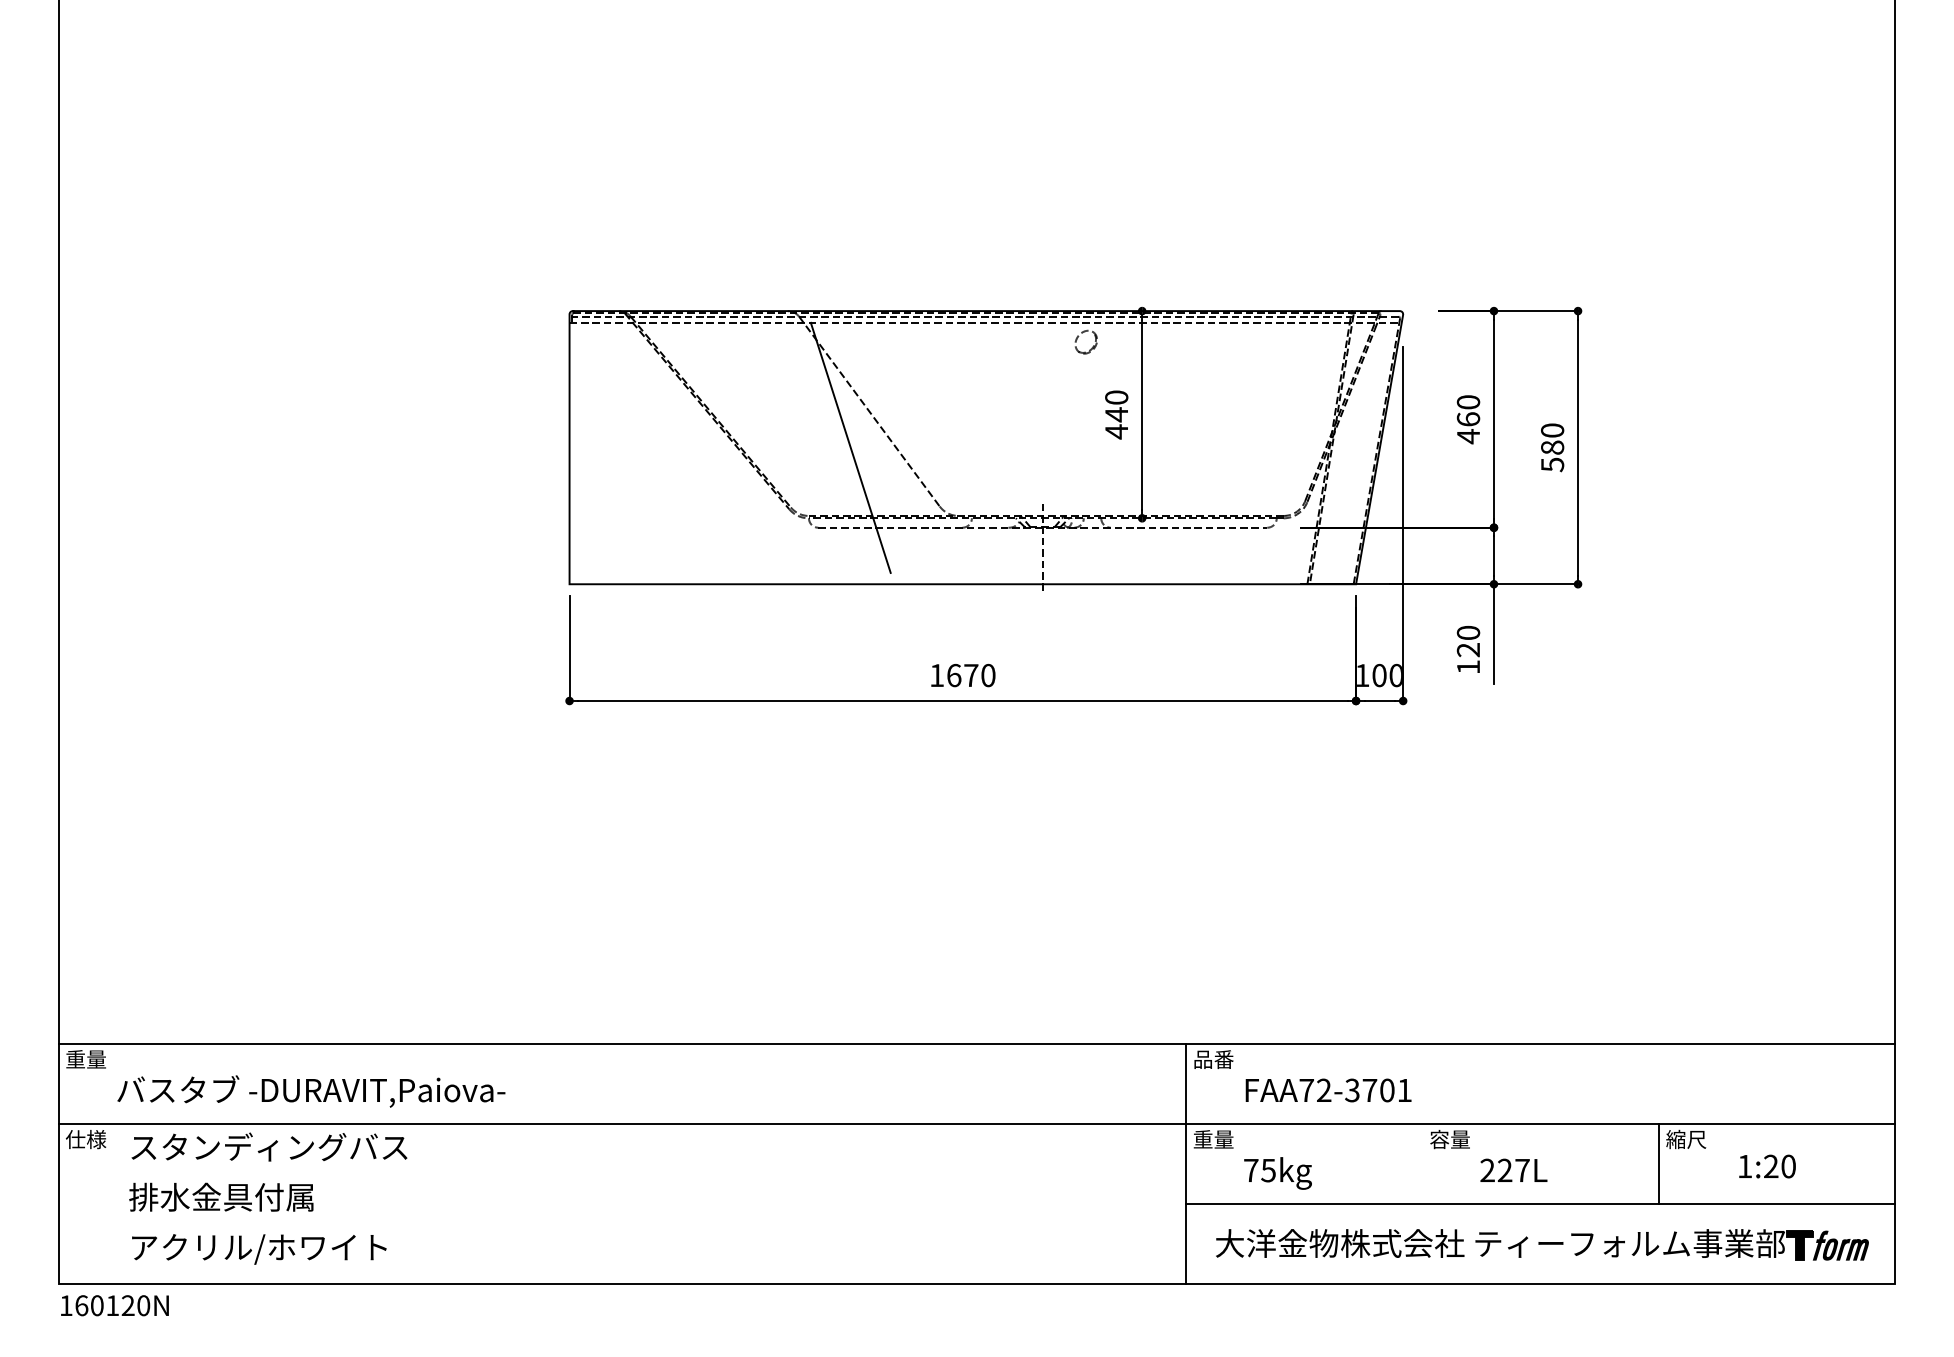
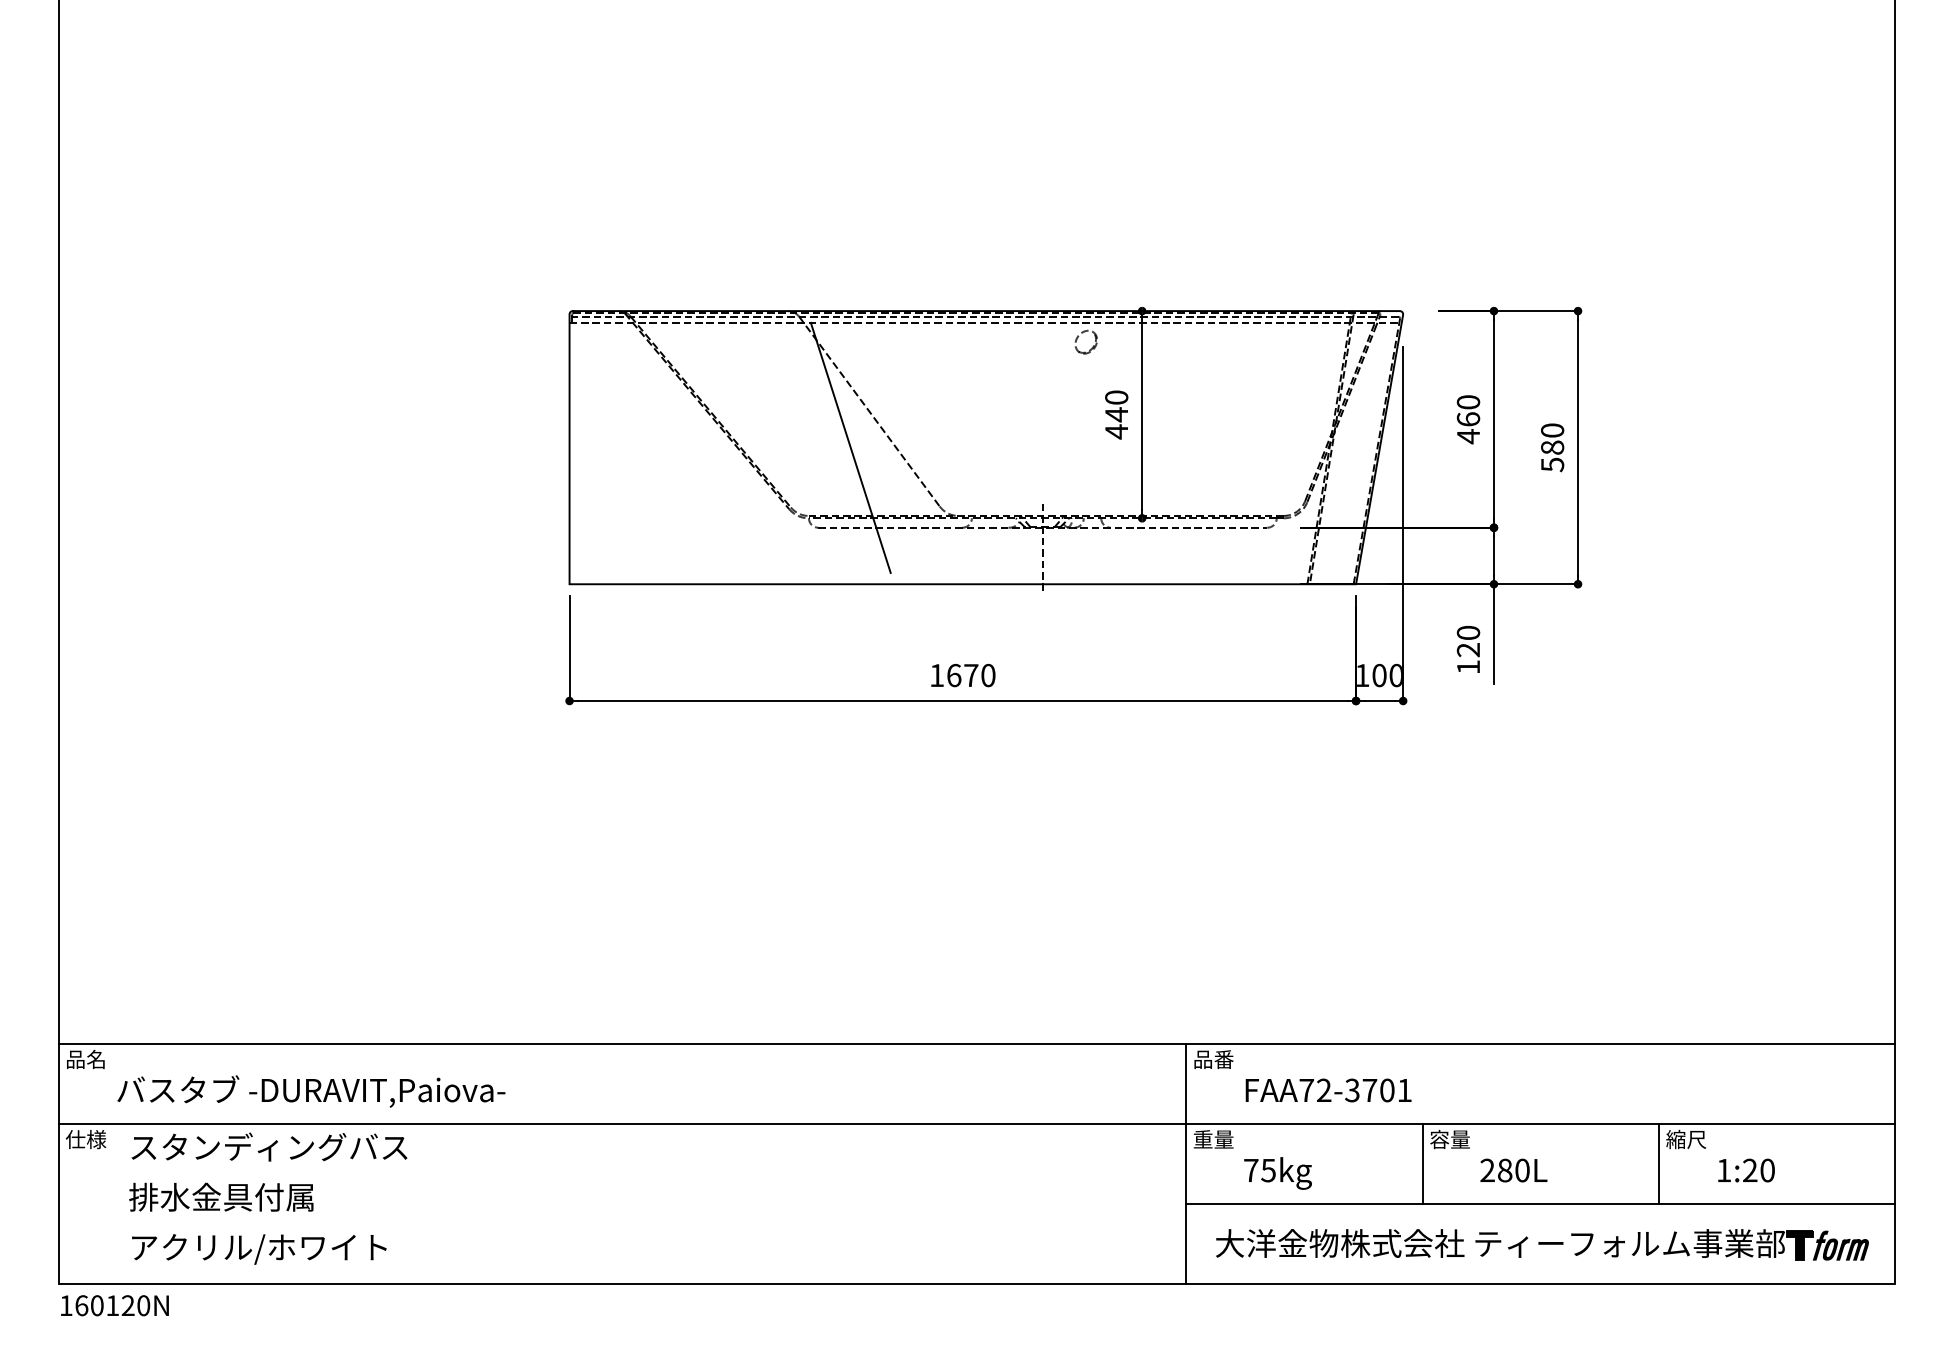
text: 重量 -> 品名 (85, 1059)
line: none -> present (1422, 1164)
text position: (1767, 1166) -> (1746, 1170) (1746, 1170)
text: 227L -> 280L (1513, 1170)
